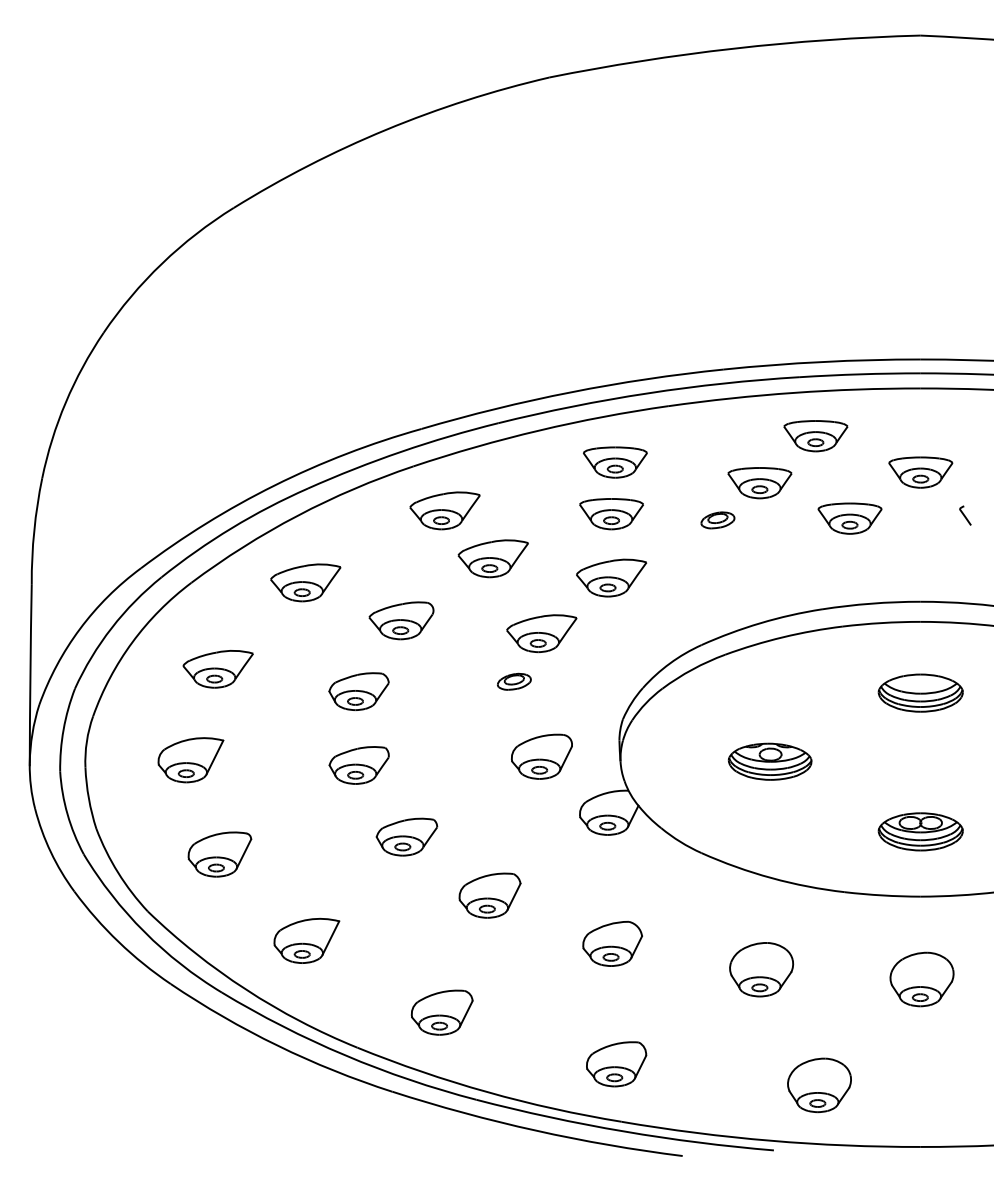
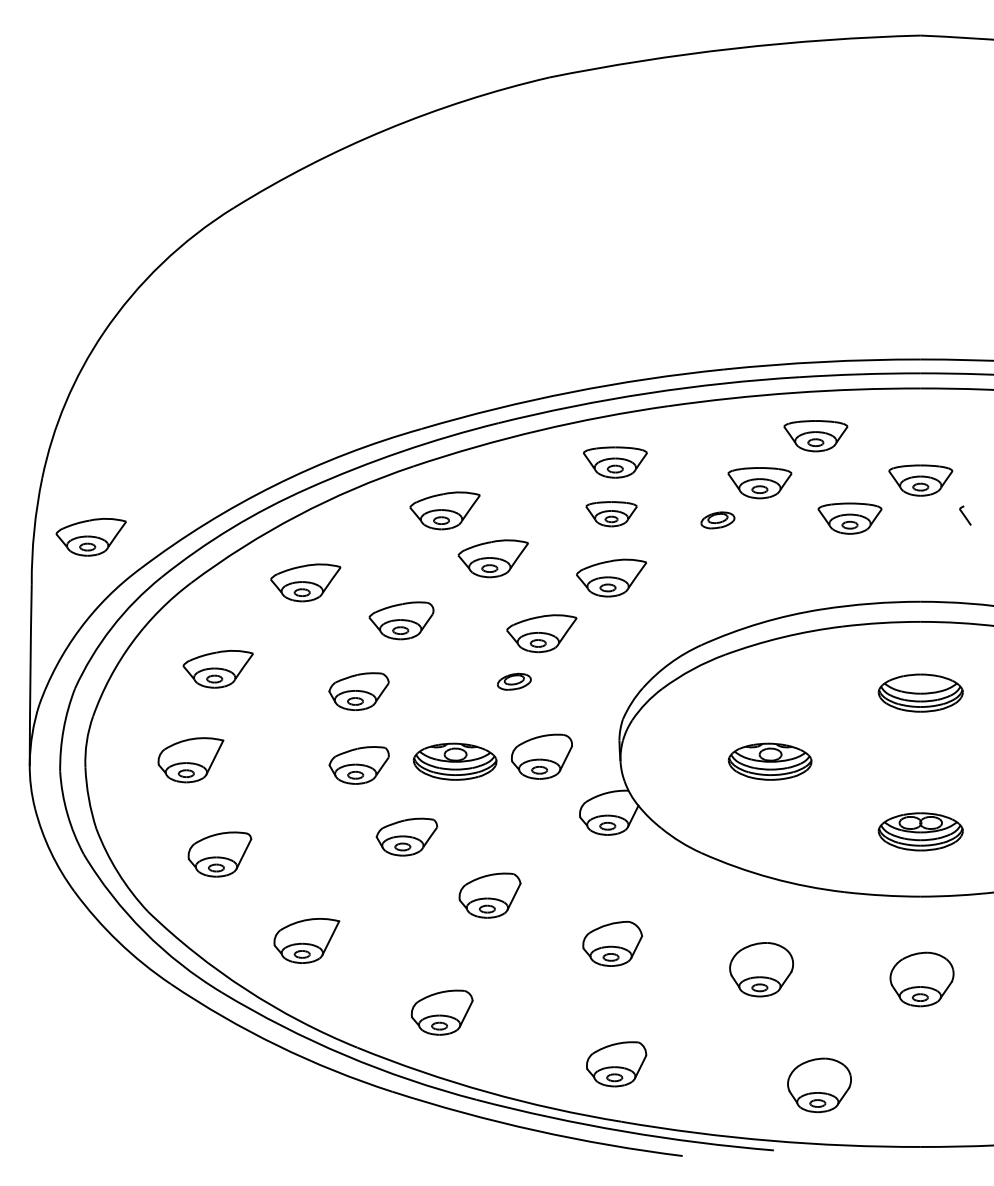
part position: (920, 472) -> (920, 480) (920, 480)
part size: 65x33 px -> 53x27 px (611, 514)
part: none -> present (90, 537)
part: none -> present (454, 761)
